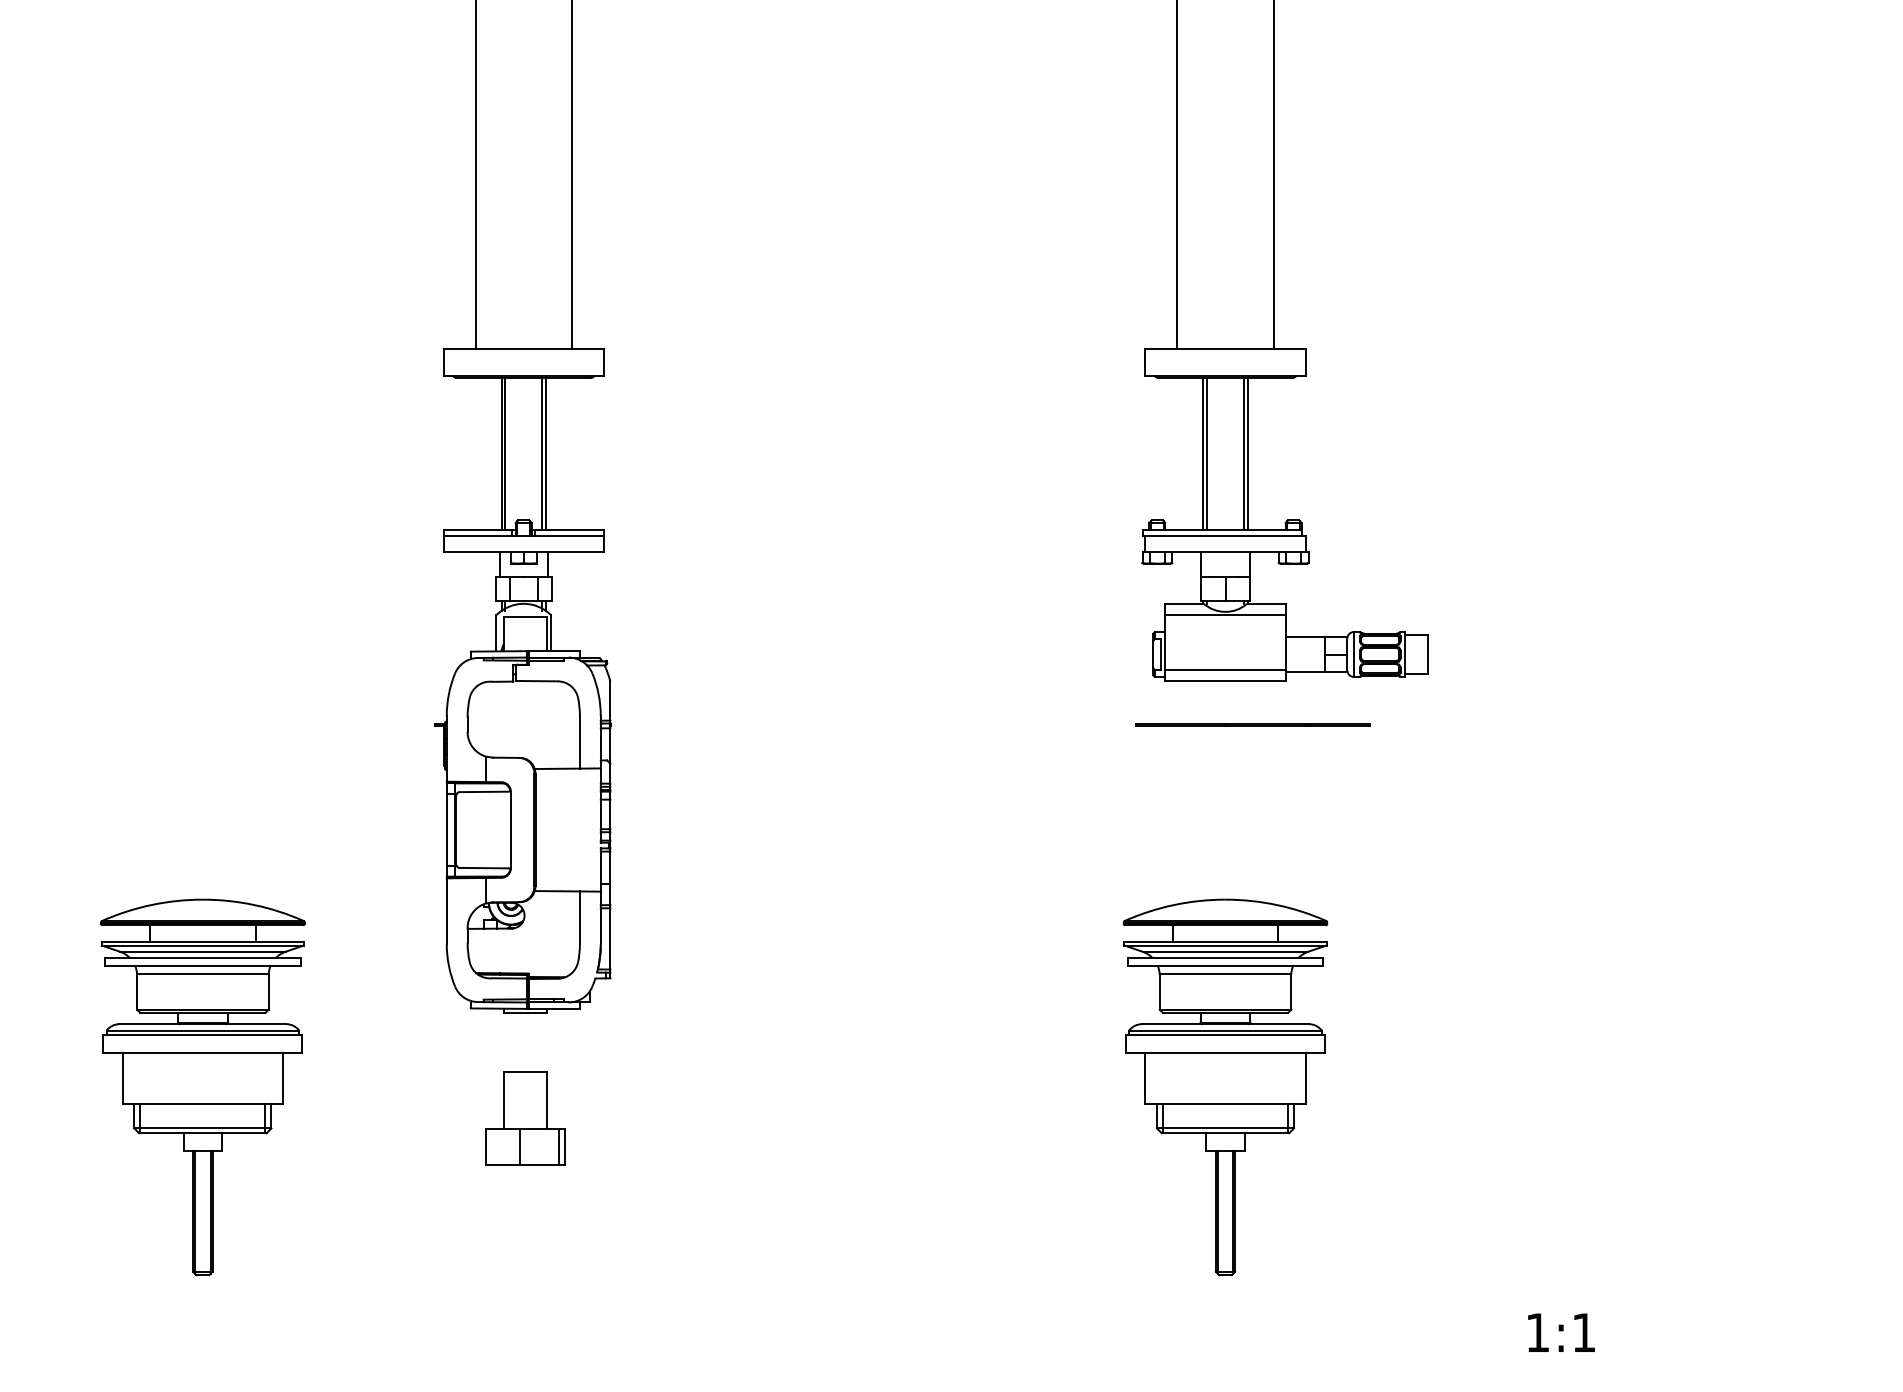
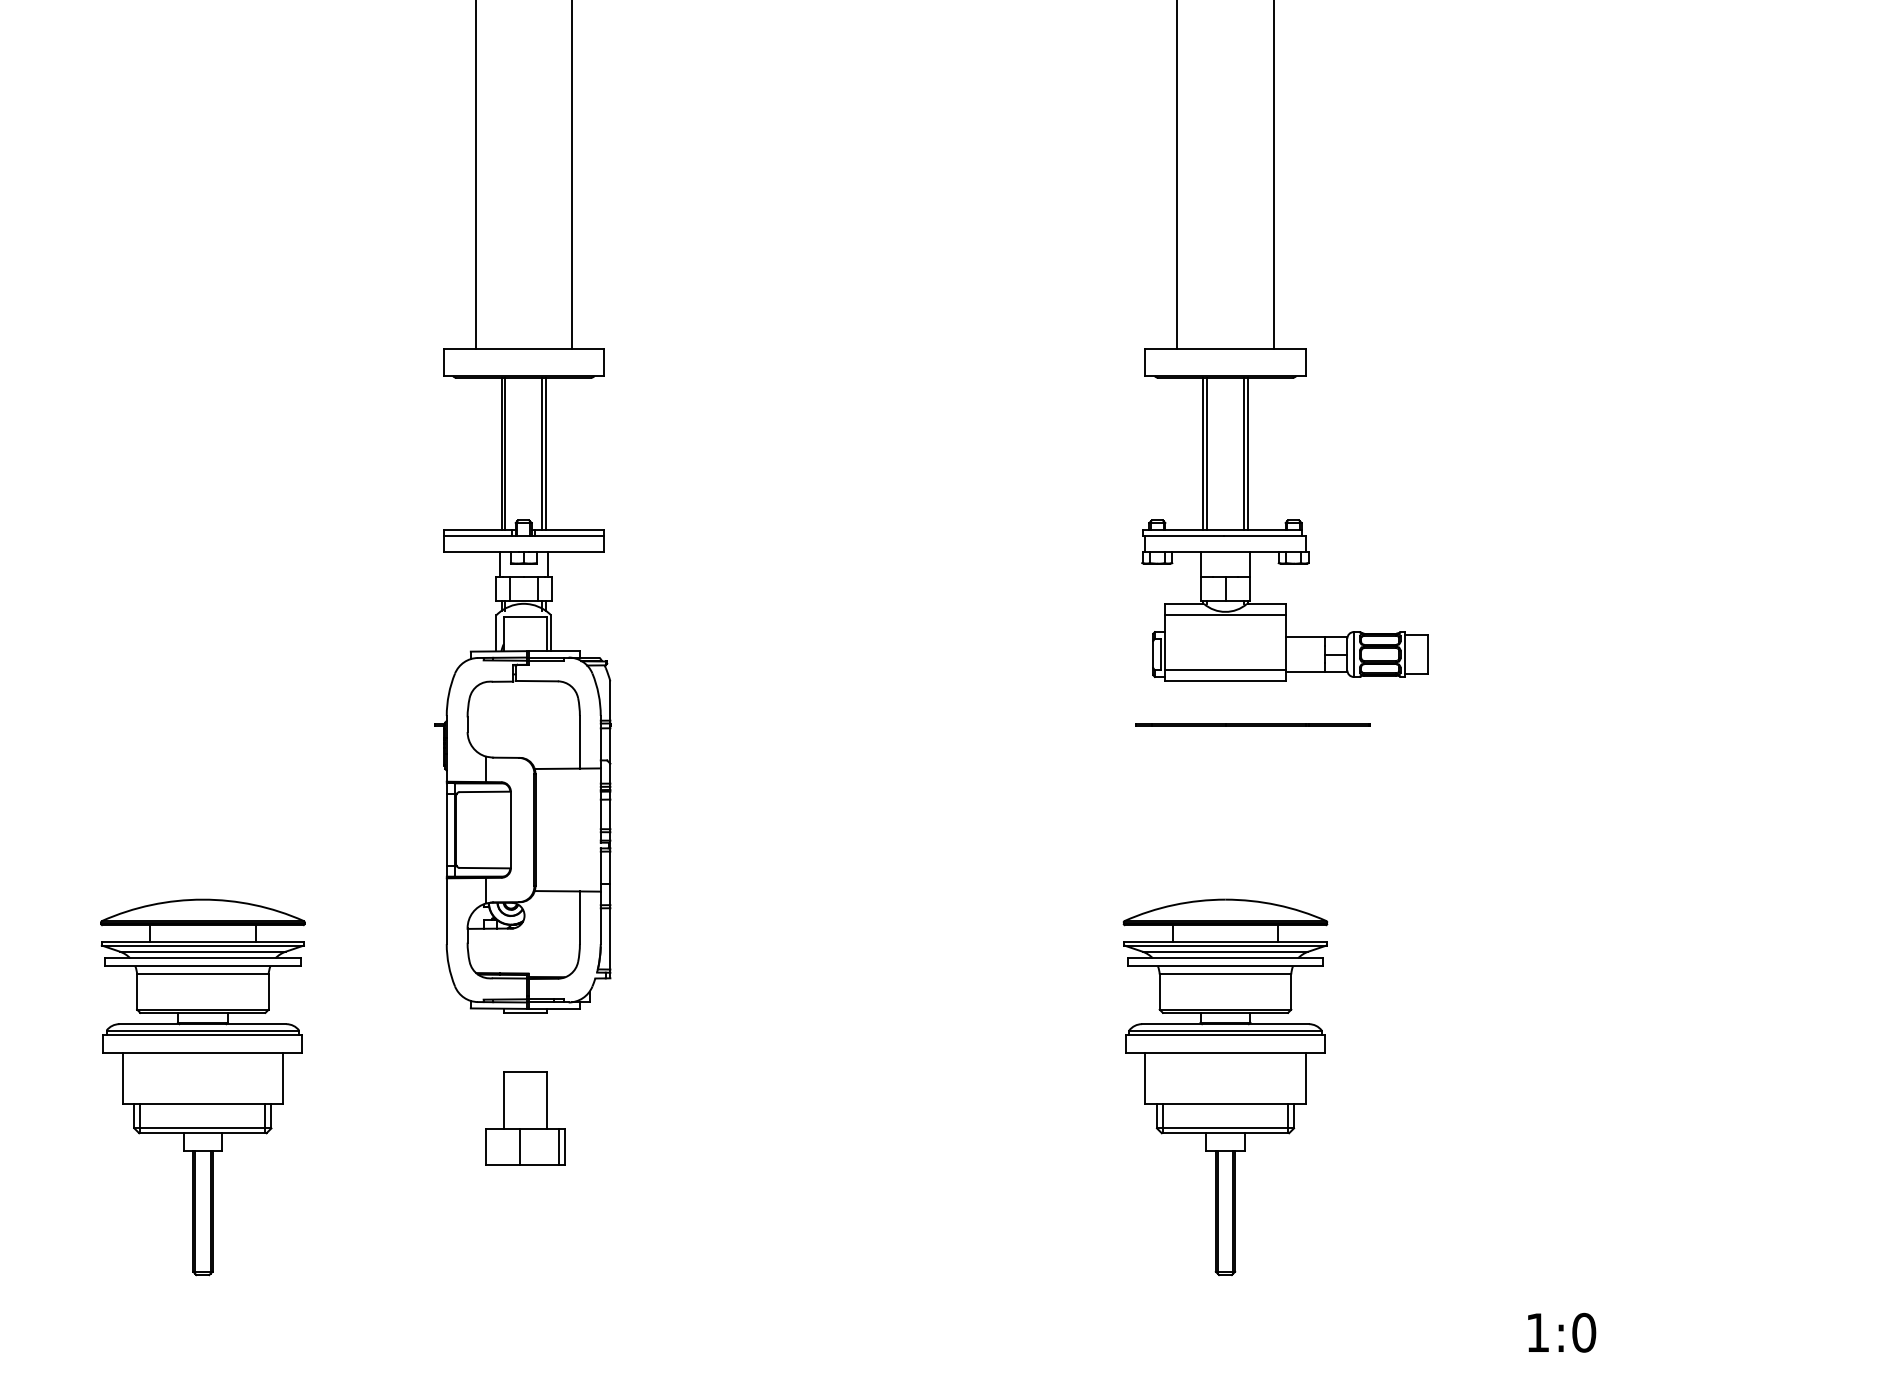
text: 1:1 -> 1:0 (1584, 1332)
